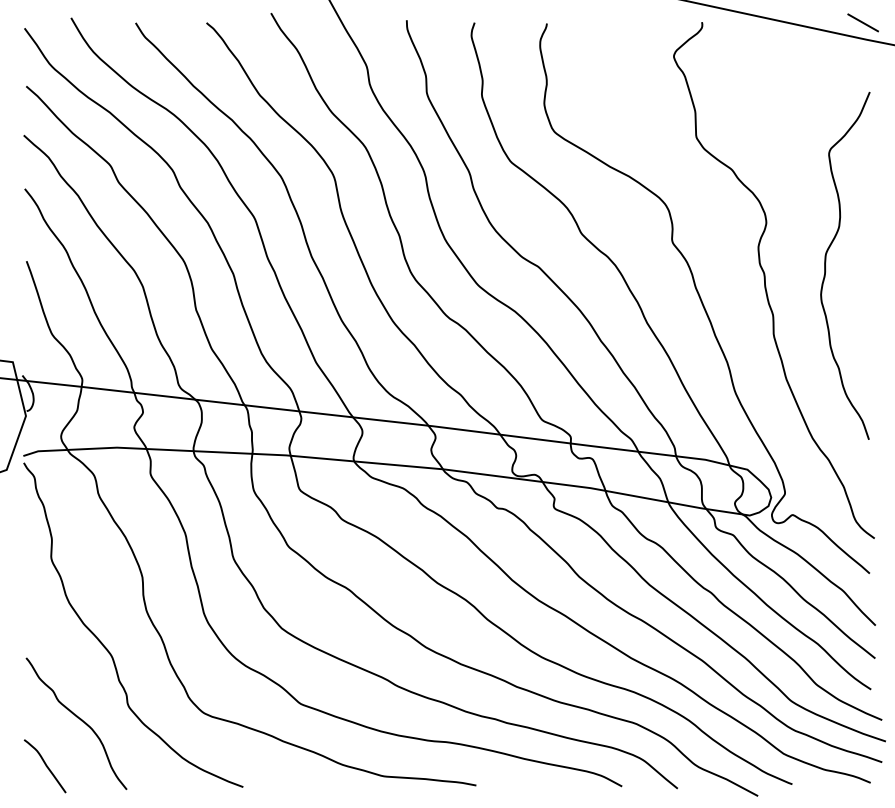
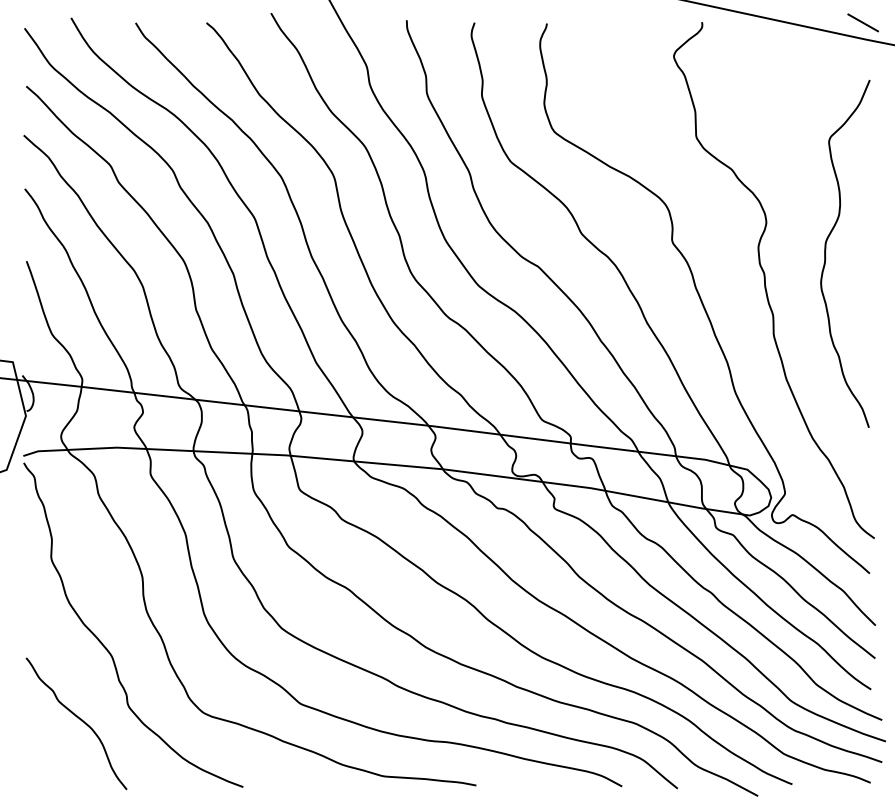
curve position: (826, 262) -> (826, 250) (826, 250)
curve: present -> none (45, 766)
